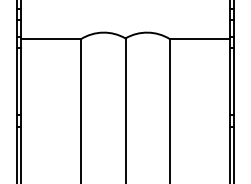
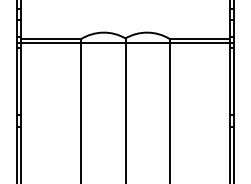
line: none -> present (125, 42)
